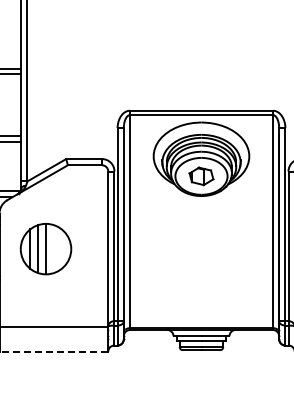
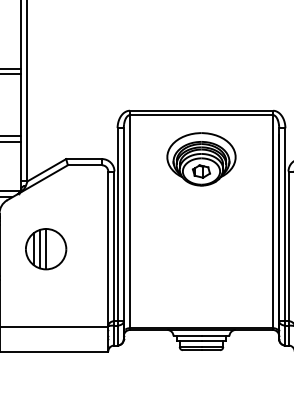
part size: 99x76 px -> 71x55 px (201, 159)
part size: 54x53 px -> 43x43 px (46, 249)
line: dashed -> solid (54, 351)
